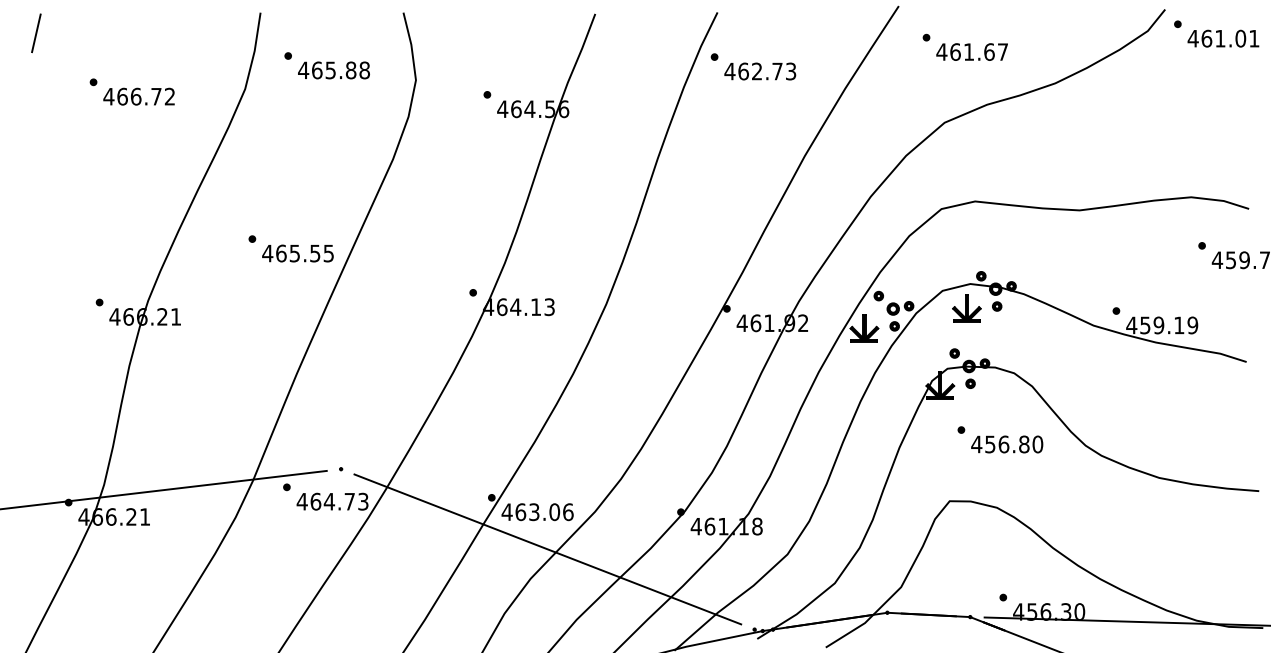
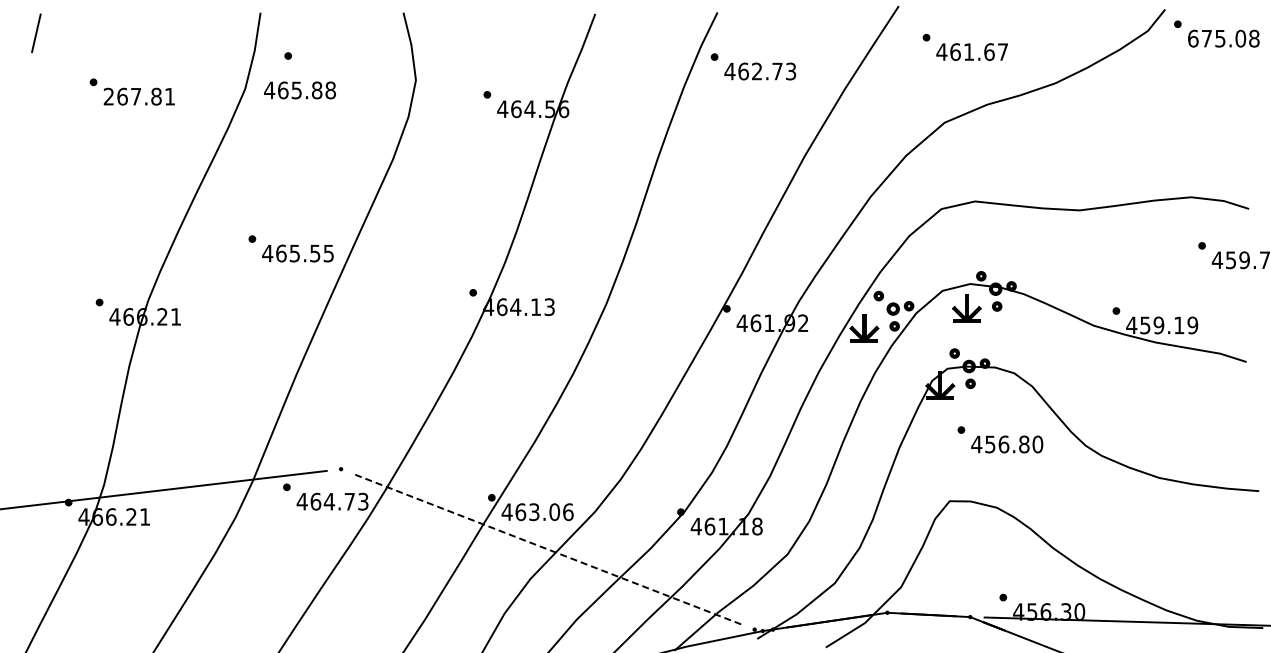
text: 461.01 -> 675.08 (1223, 38)
text position: (333, 70) -> (299, 90) (299, 90)
text: 466.72 -> 267.81 (138, 96)
line: solid -> dashed (547, 549)
